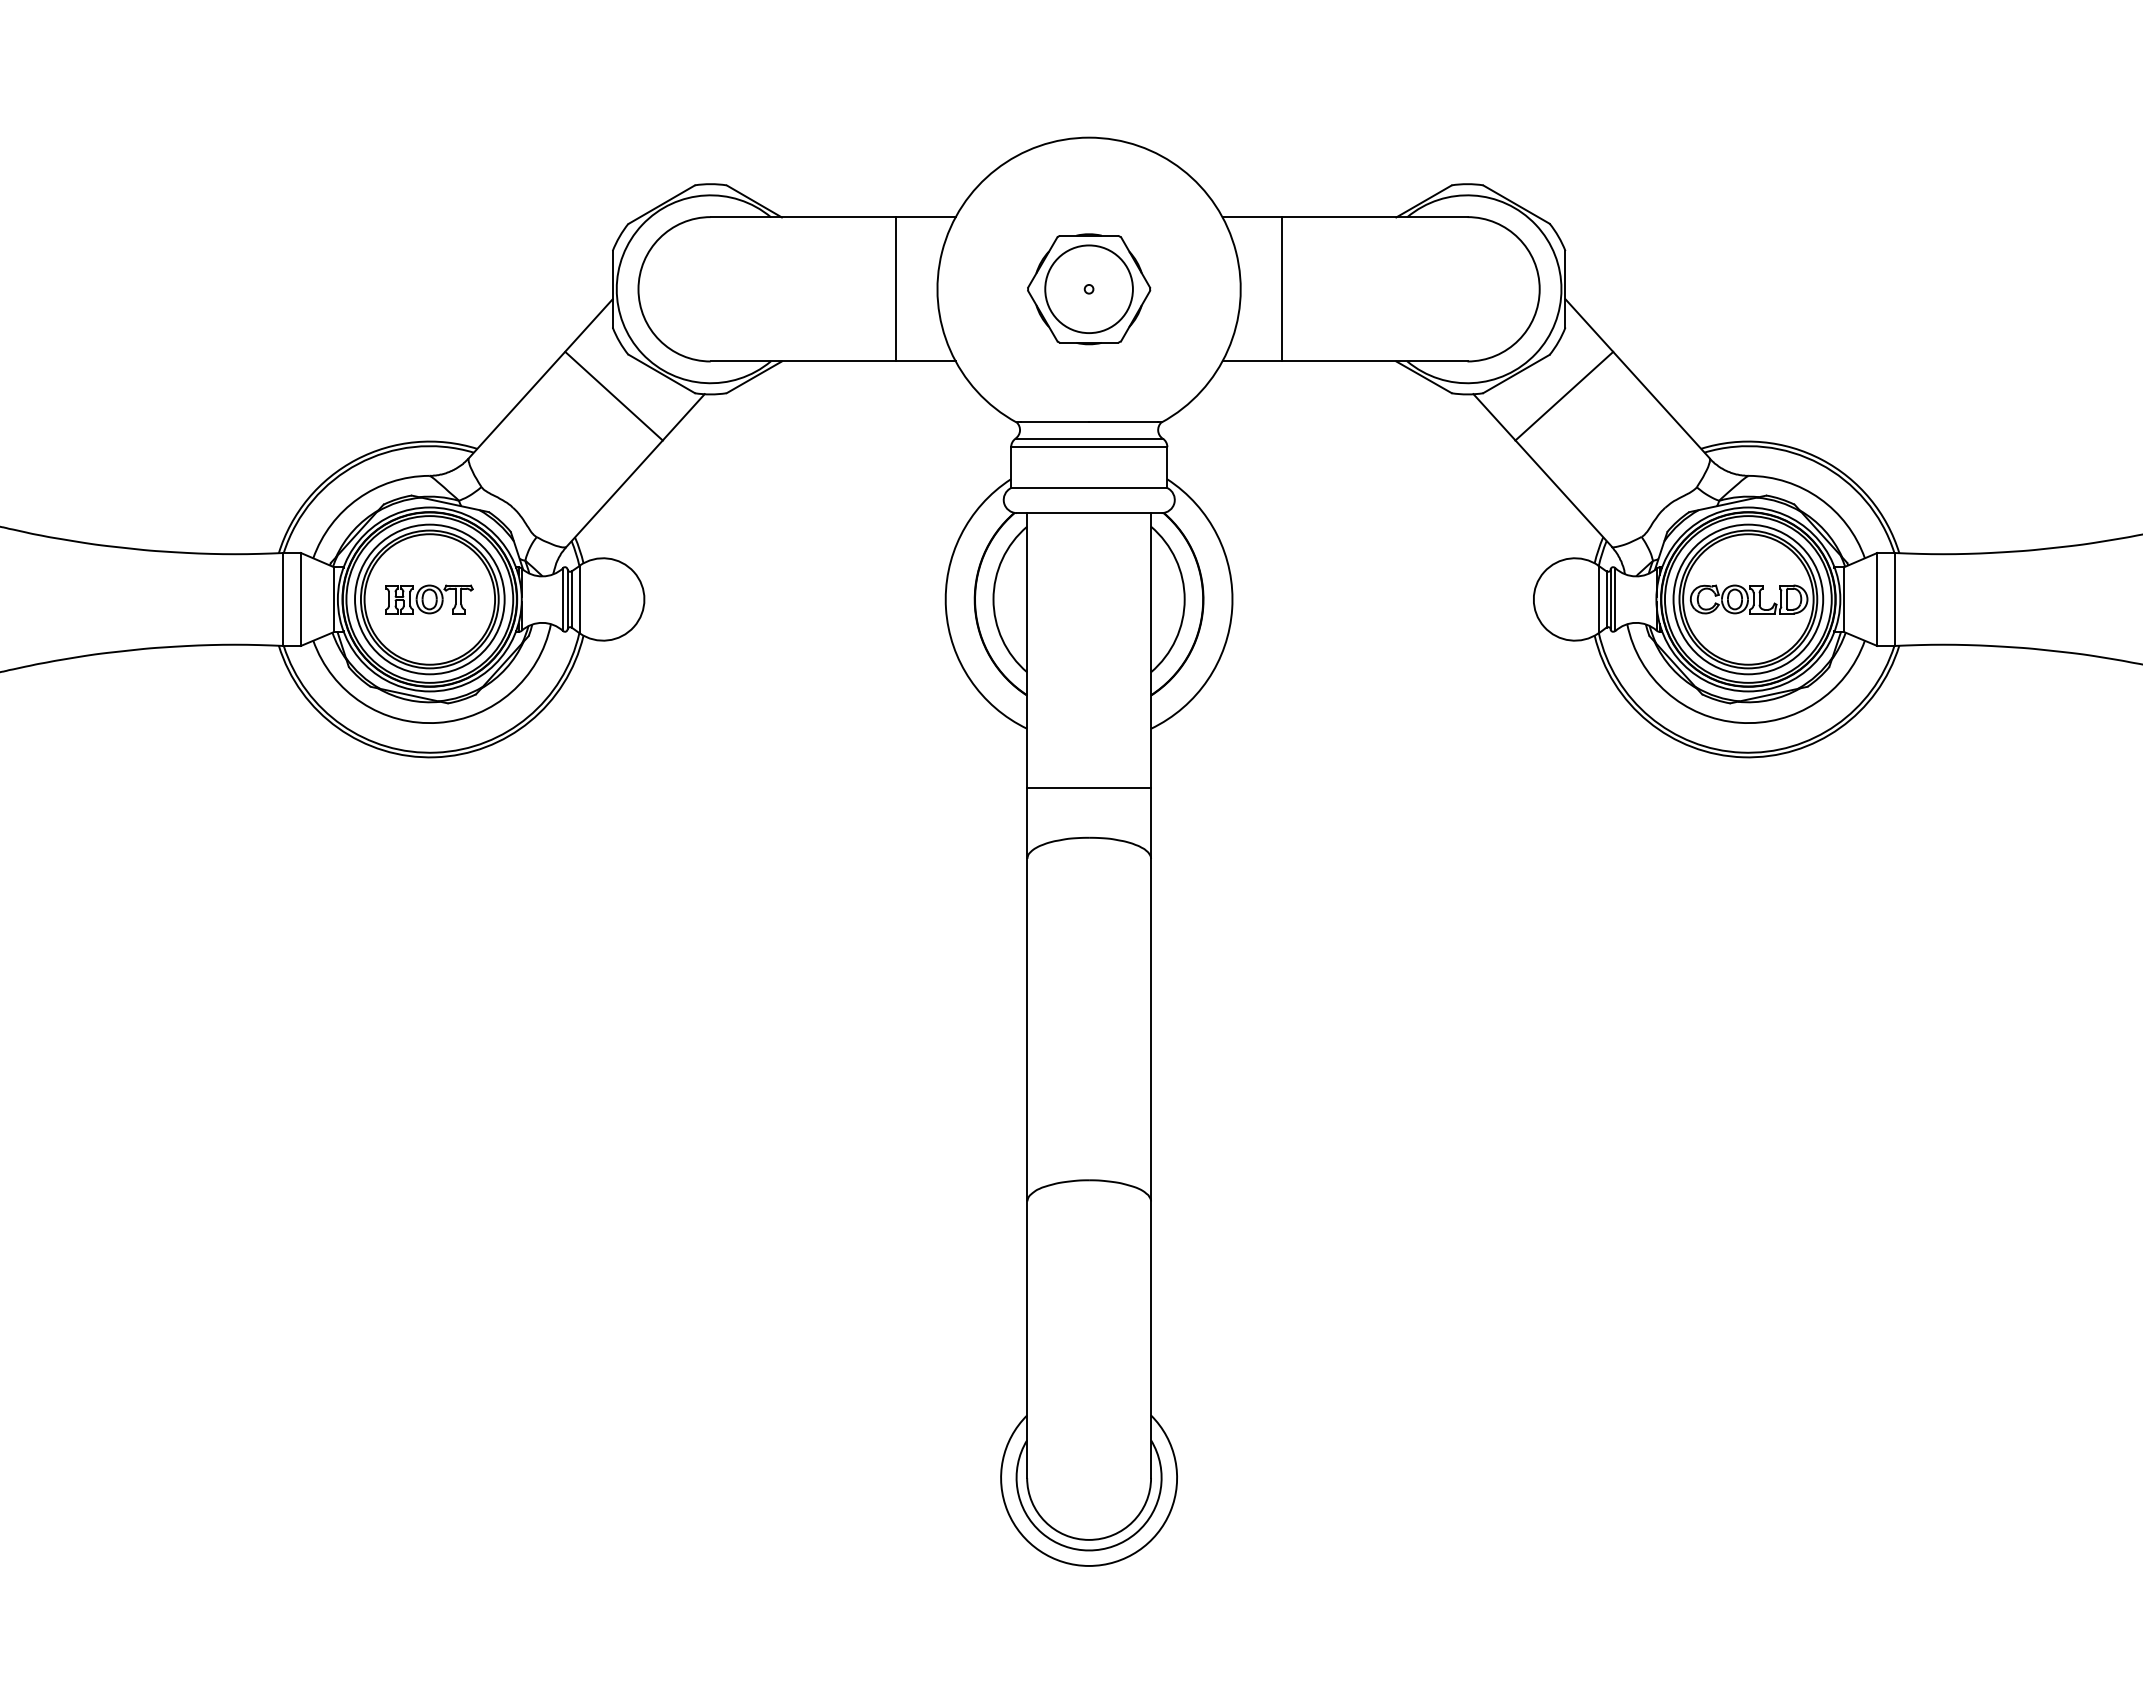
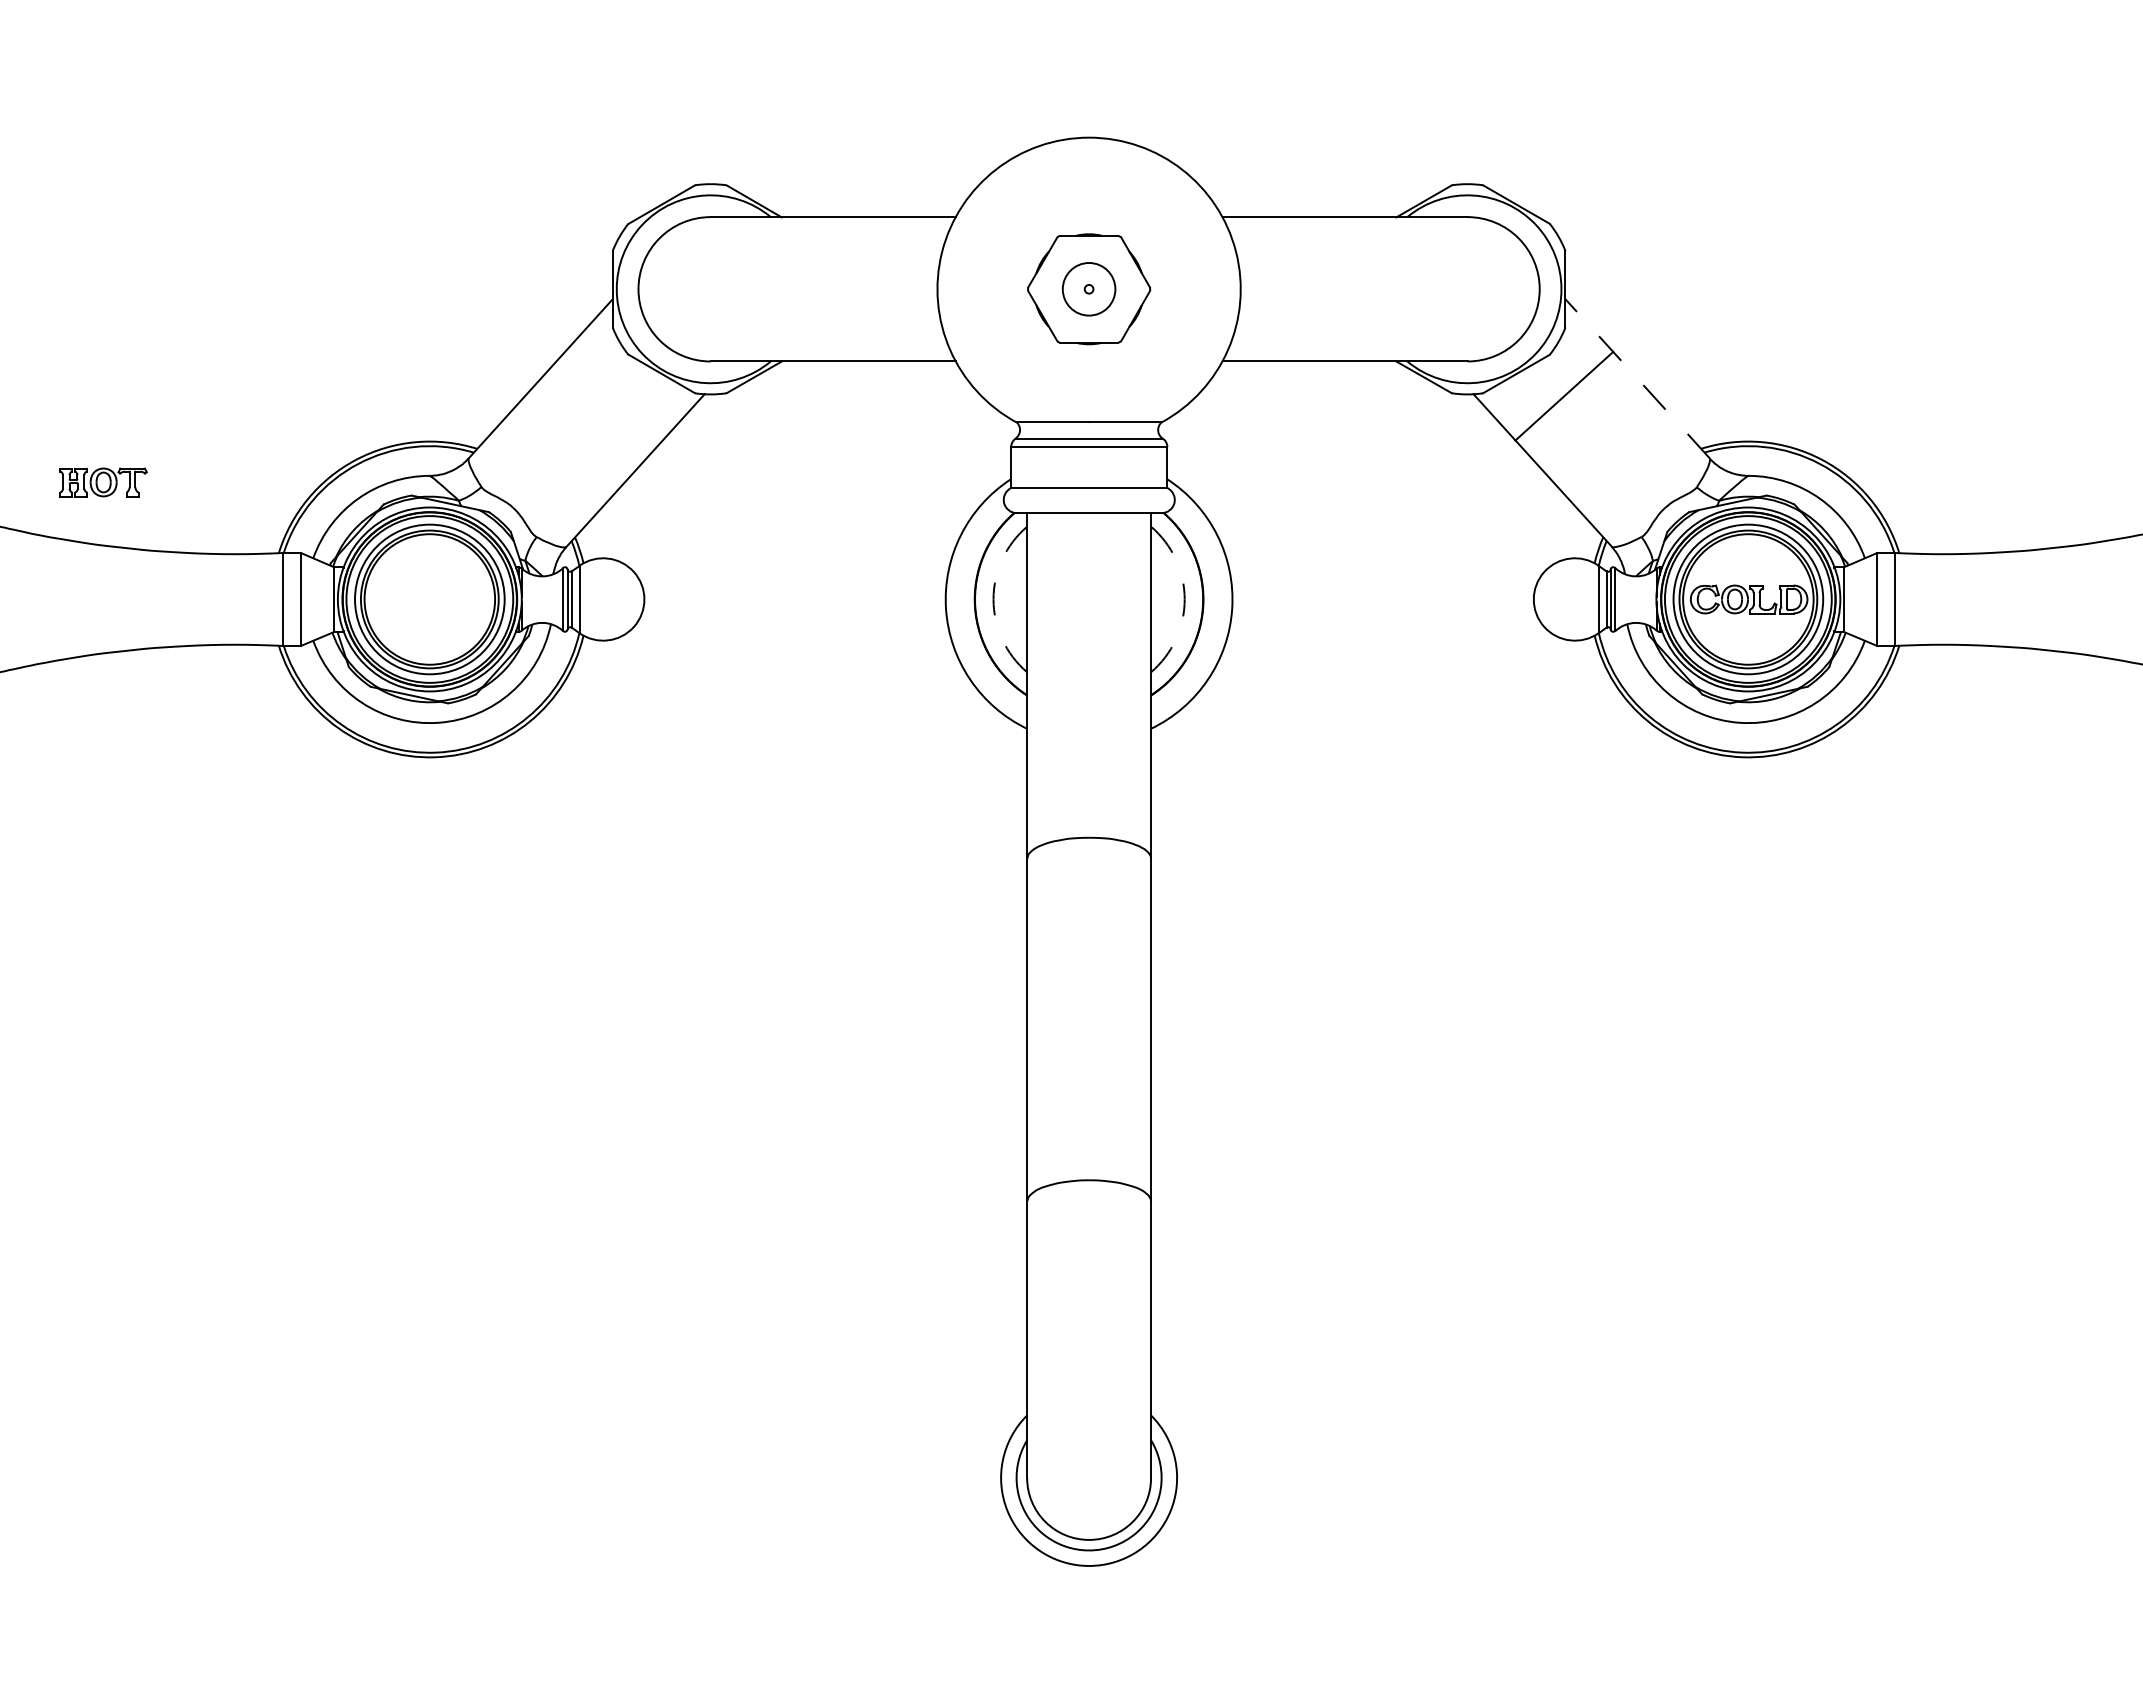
line: present -> none (896, 289)
circle diameter: 88 px -> 53 px (1088, 289)
line: present -> none (1281, 289)
line: solid -> dashed (1637, 378)
line: present -> none (613, 395)
part position: (429, 599) -> (103, 482) (103, 482)
arc: solid -> dashed (993, 599)
arc: solid -> dashed (1184, 599)
line: present -> none (1089, 788)
